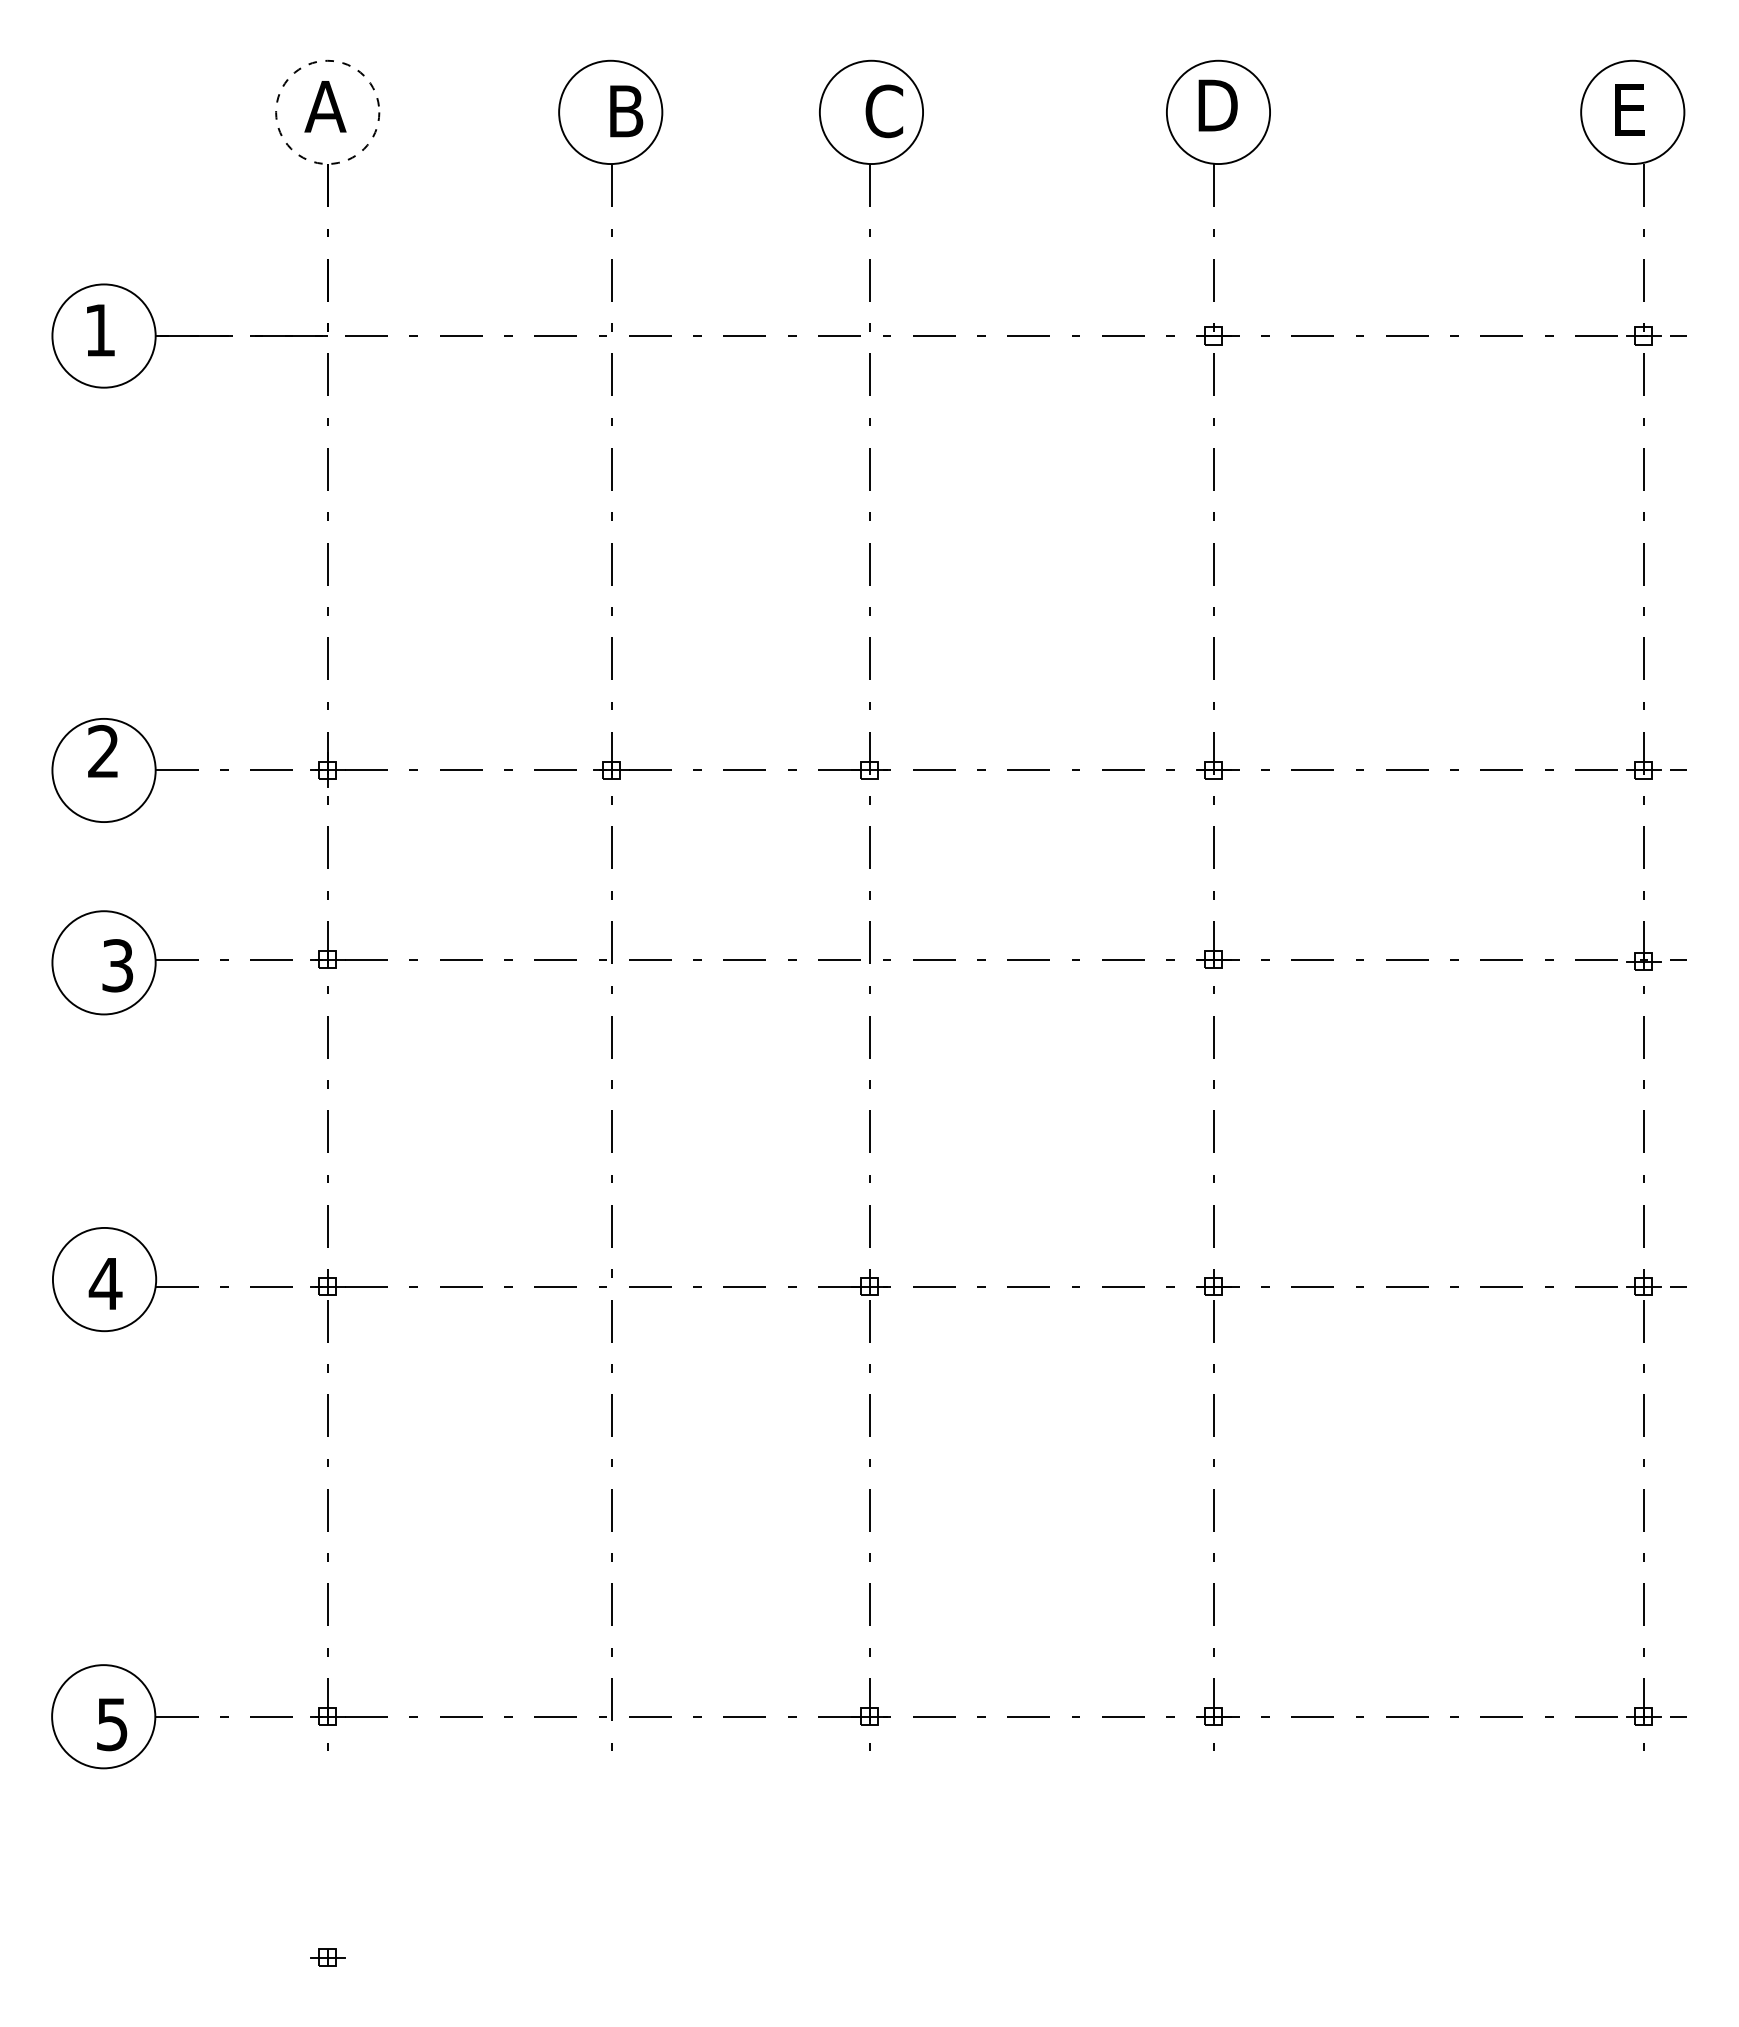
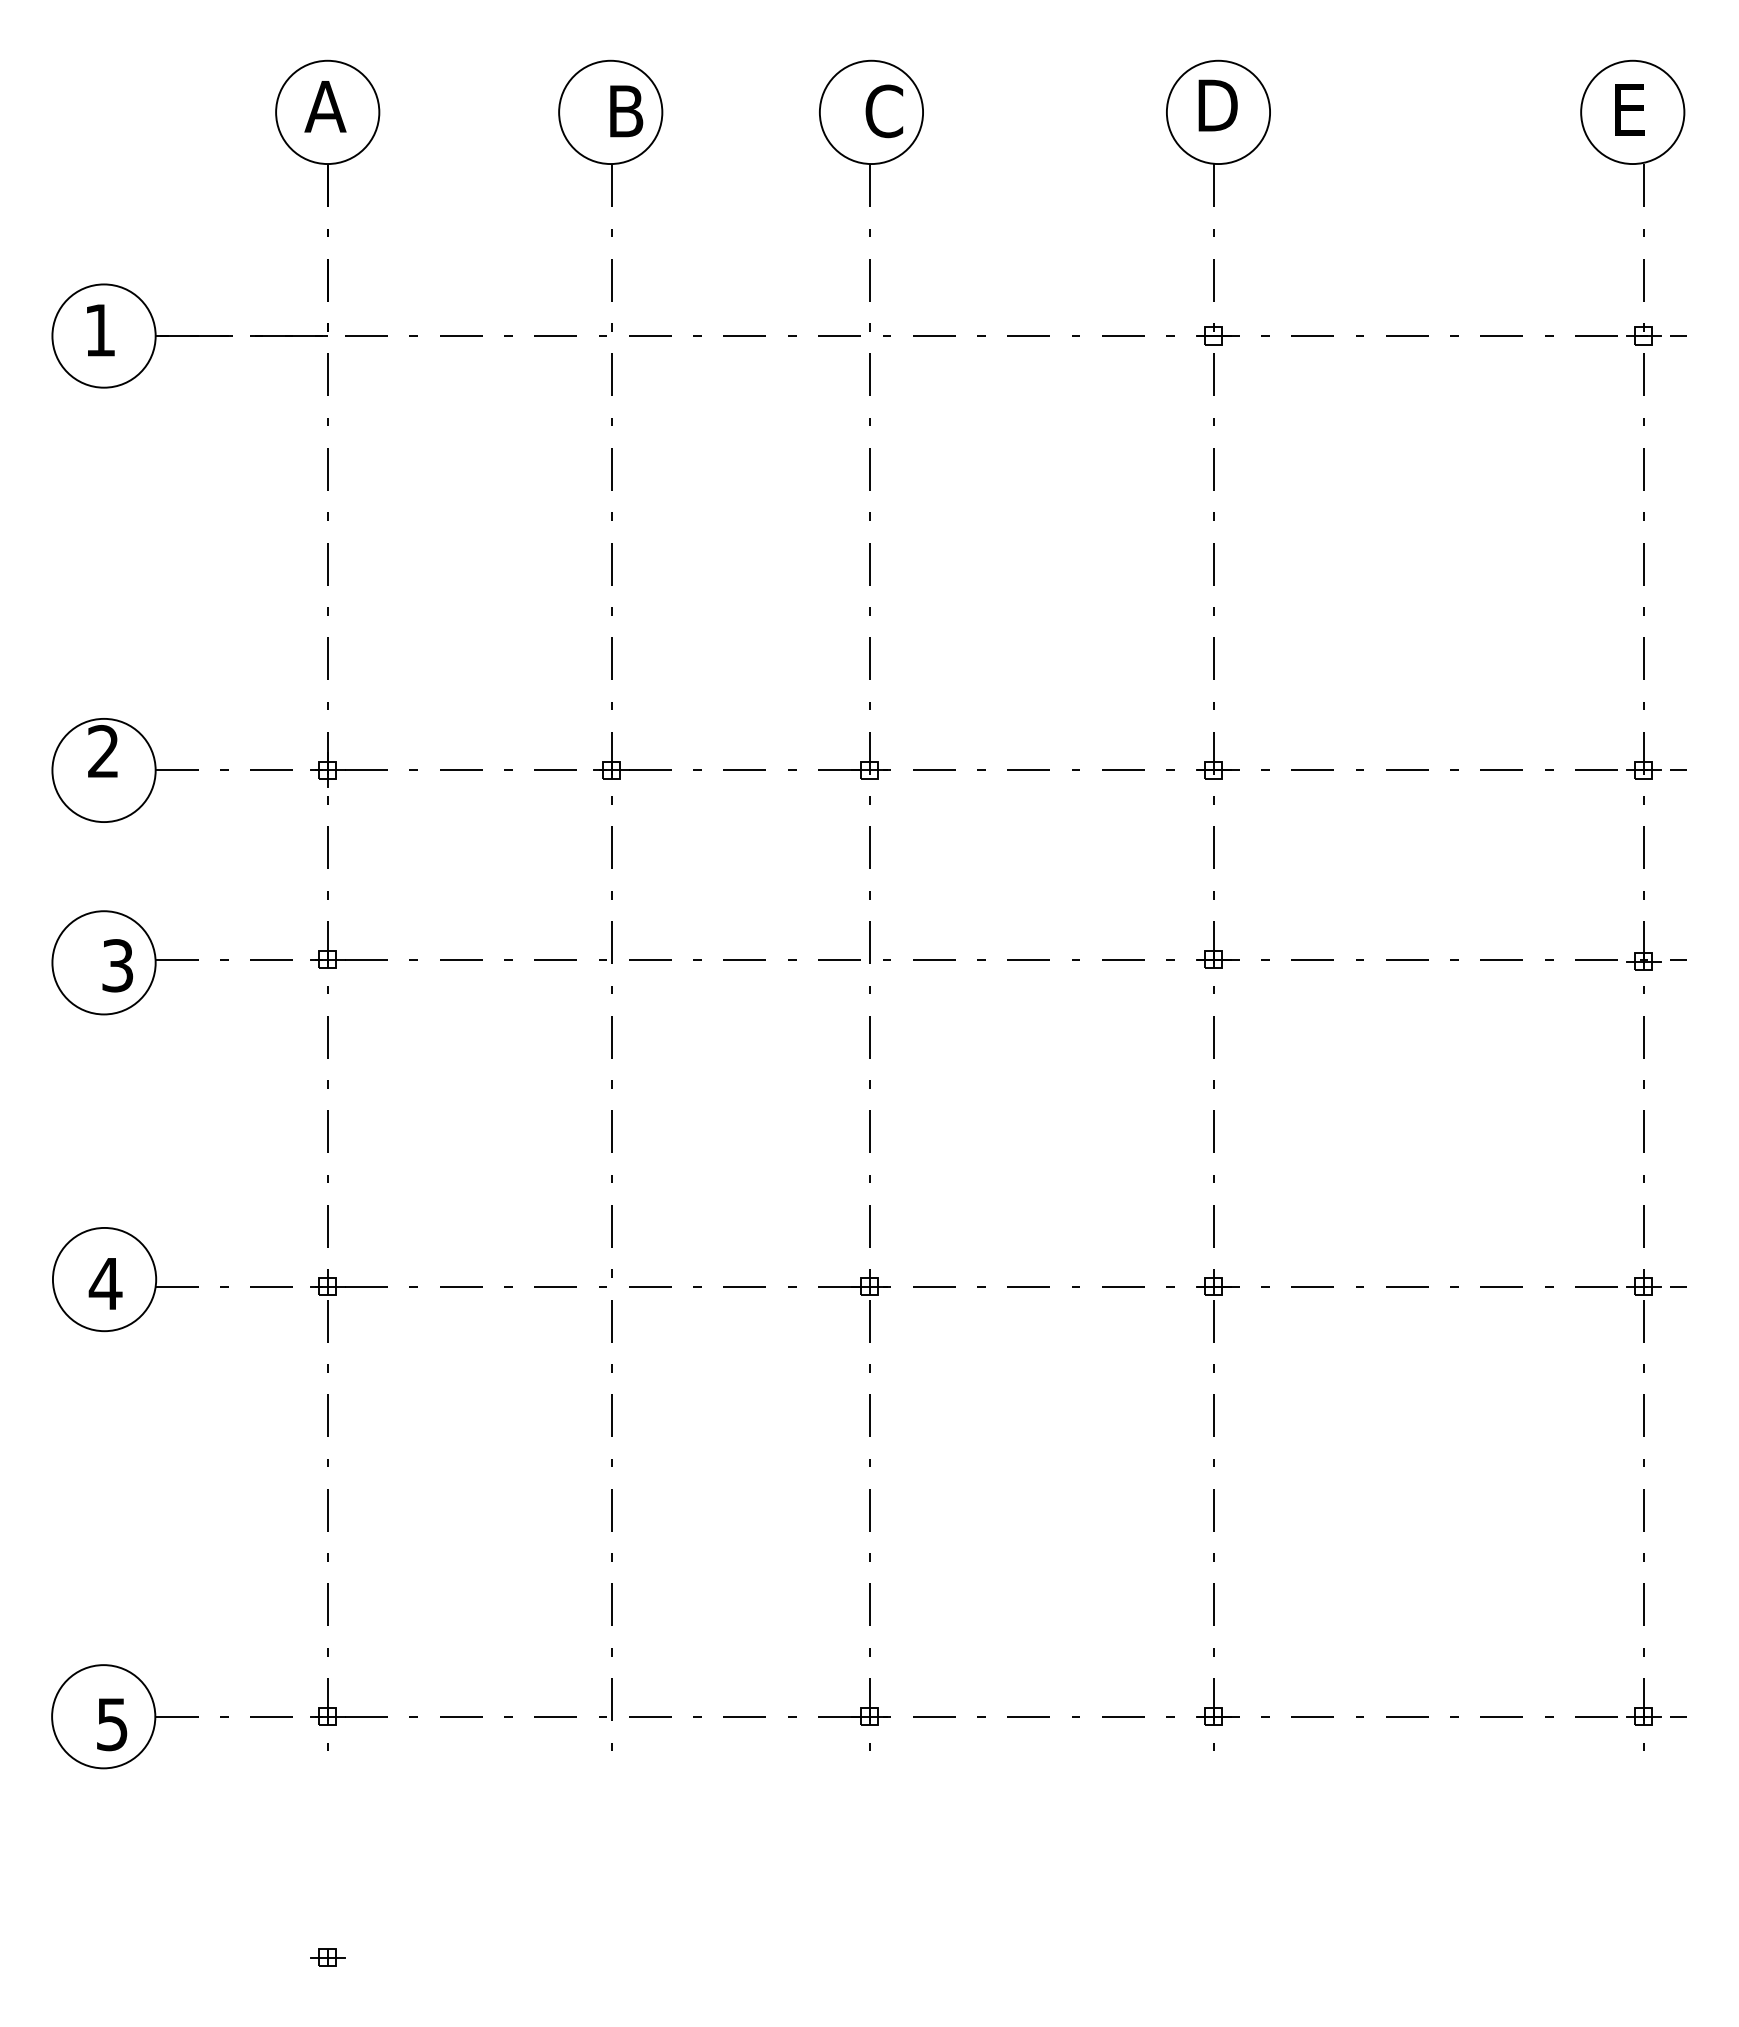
circle: dashed -> solid (327, 112)
